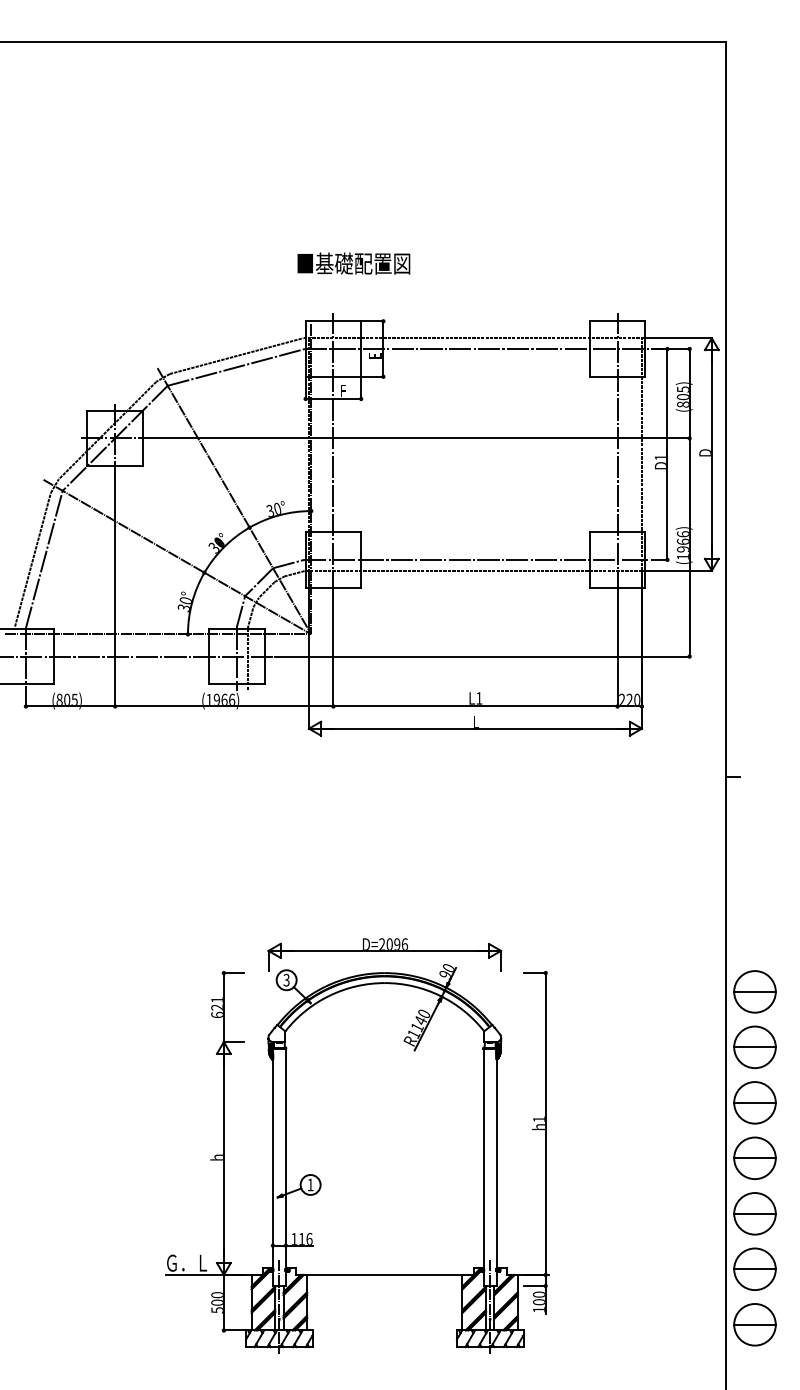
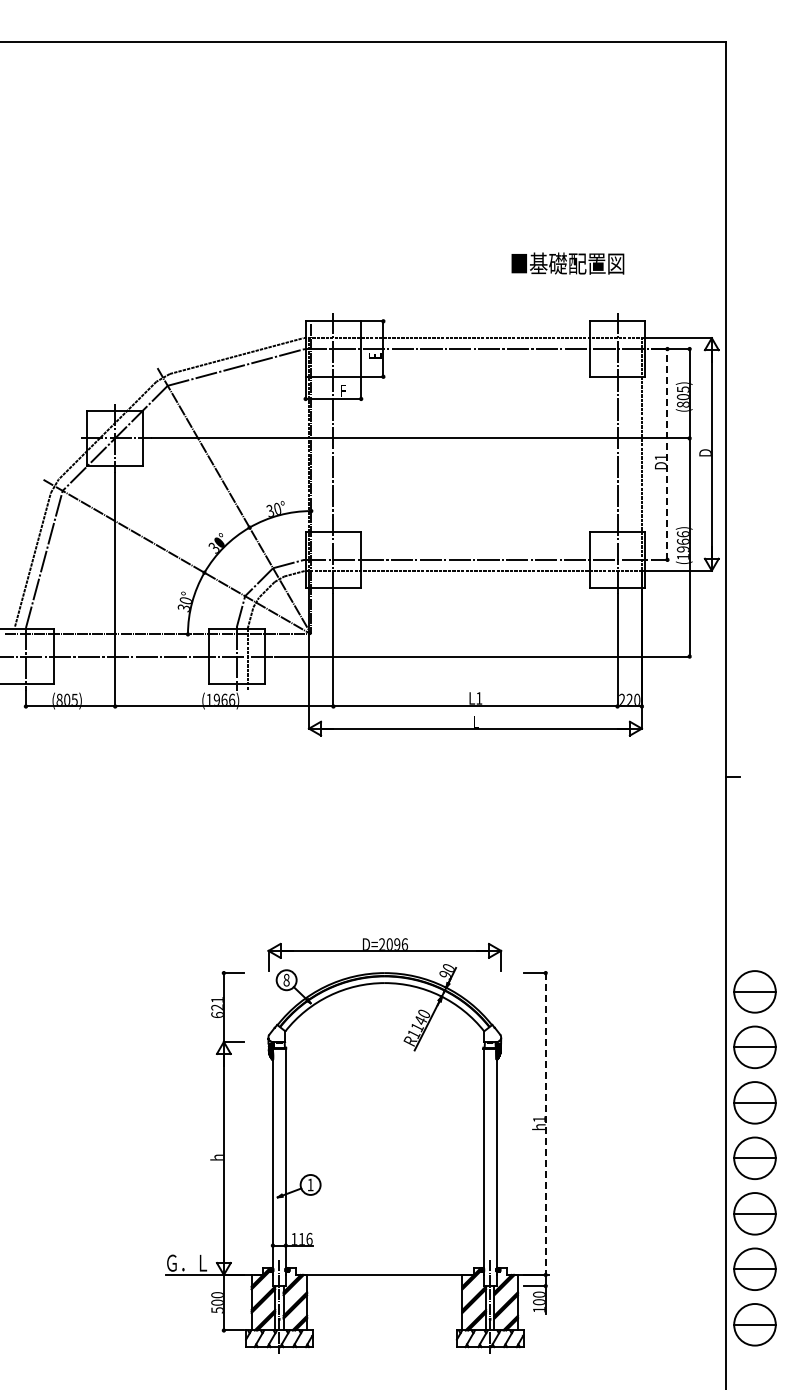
text position: (353, 263) -> (567, 263) (567, 263)
line: solid -> dashed (667, 453)
text: 3 -> 8 (286, 980)
line: solid -> dashed (545, 1124)
